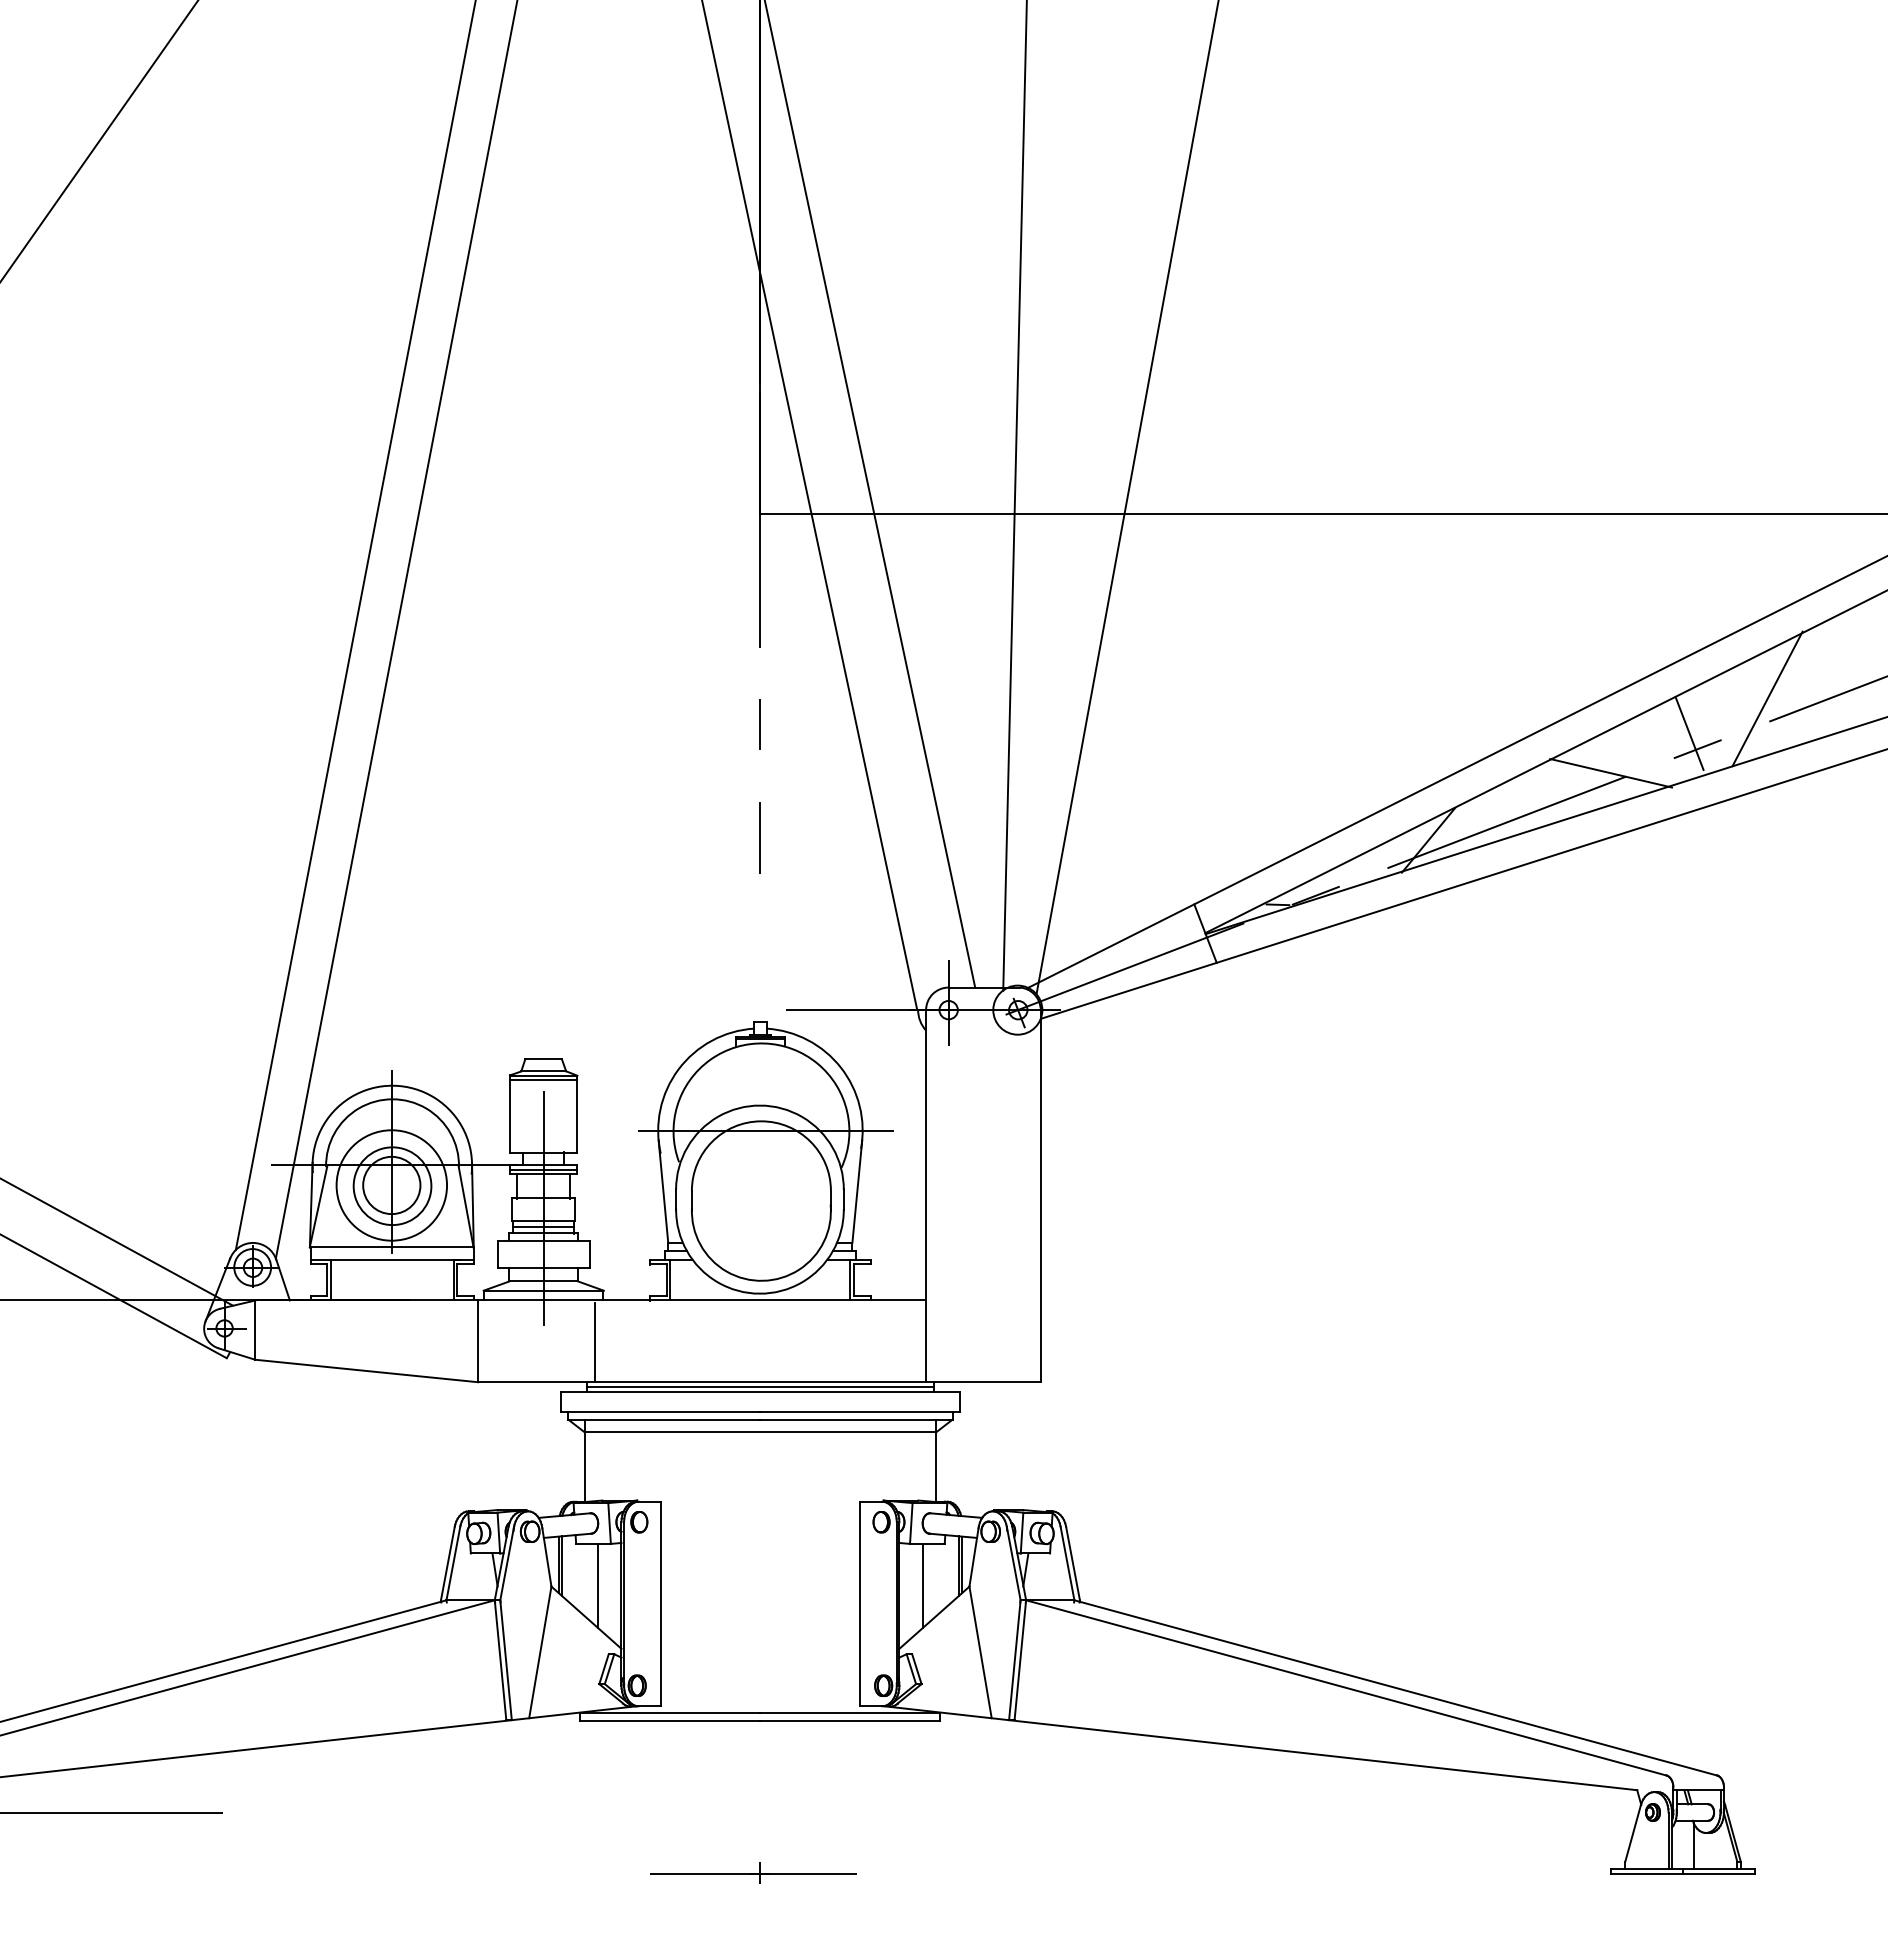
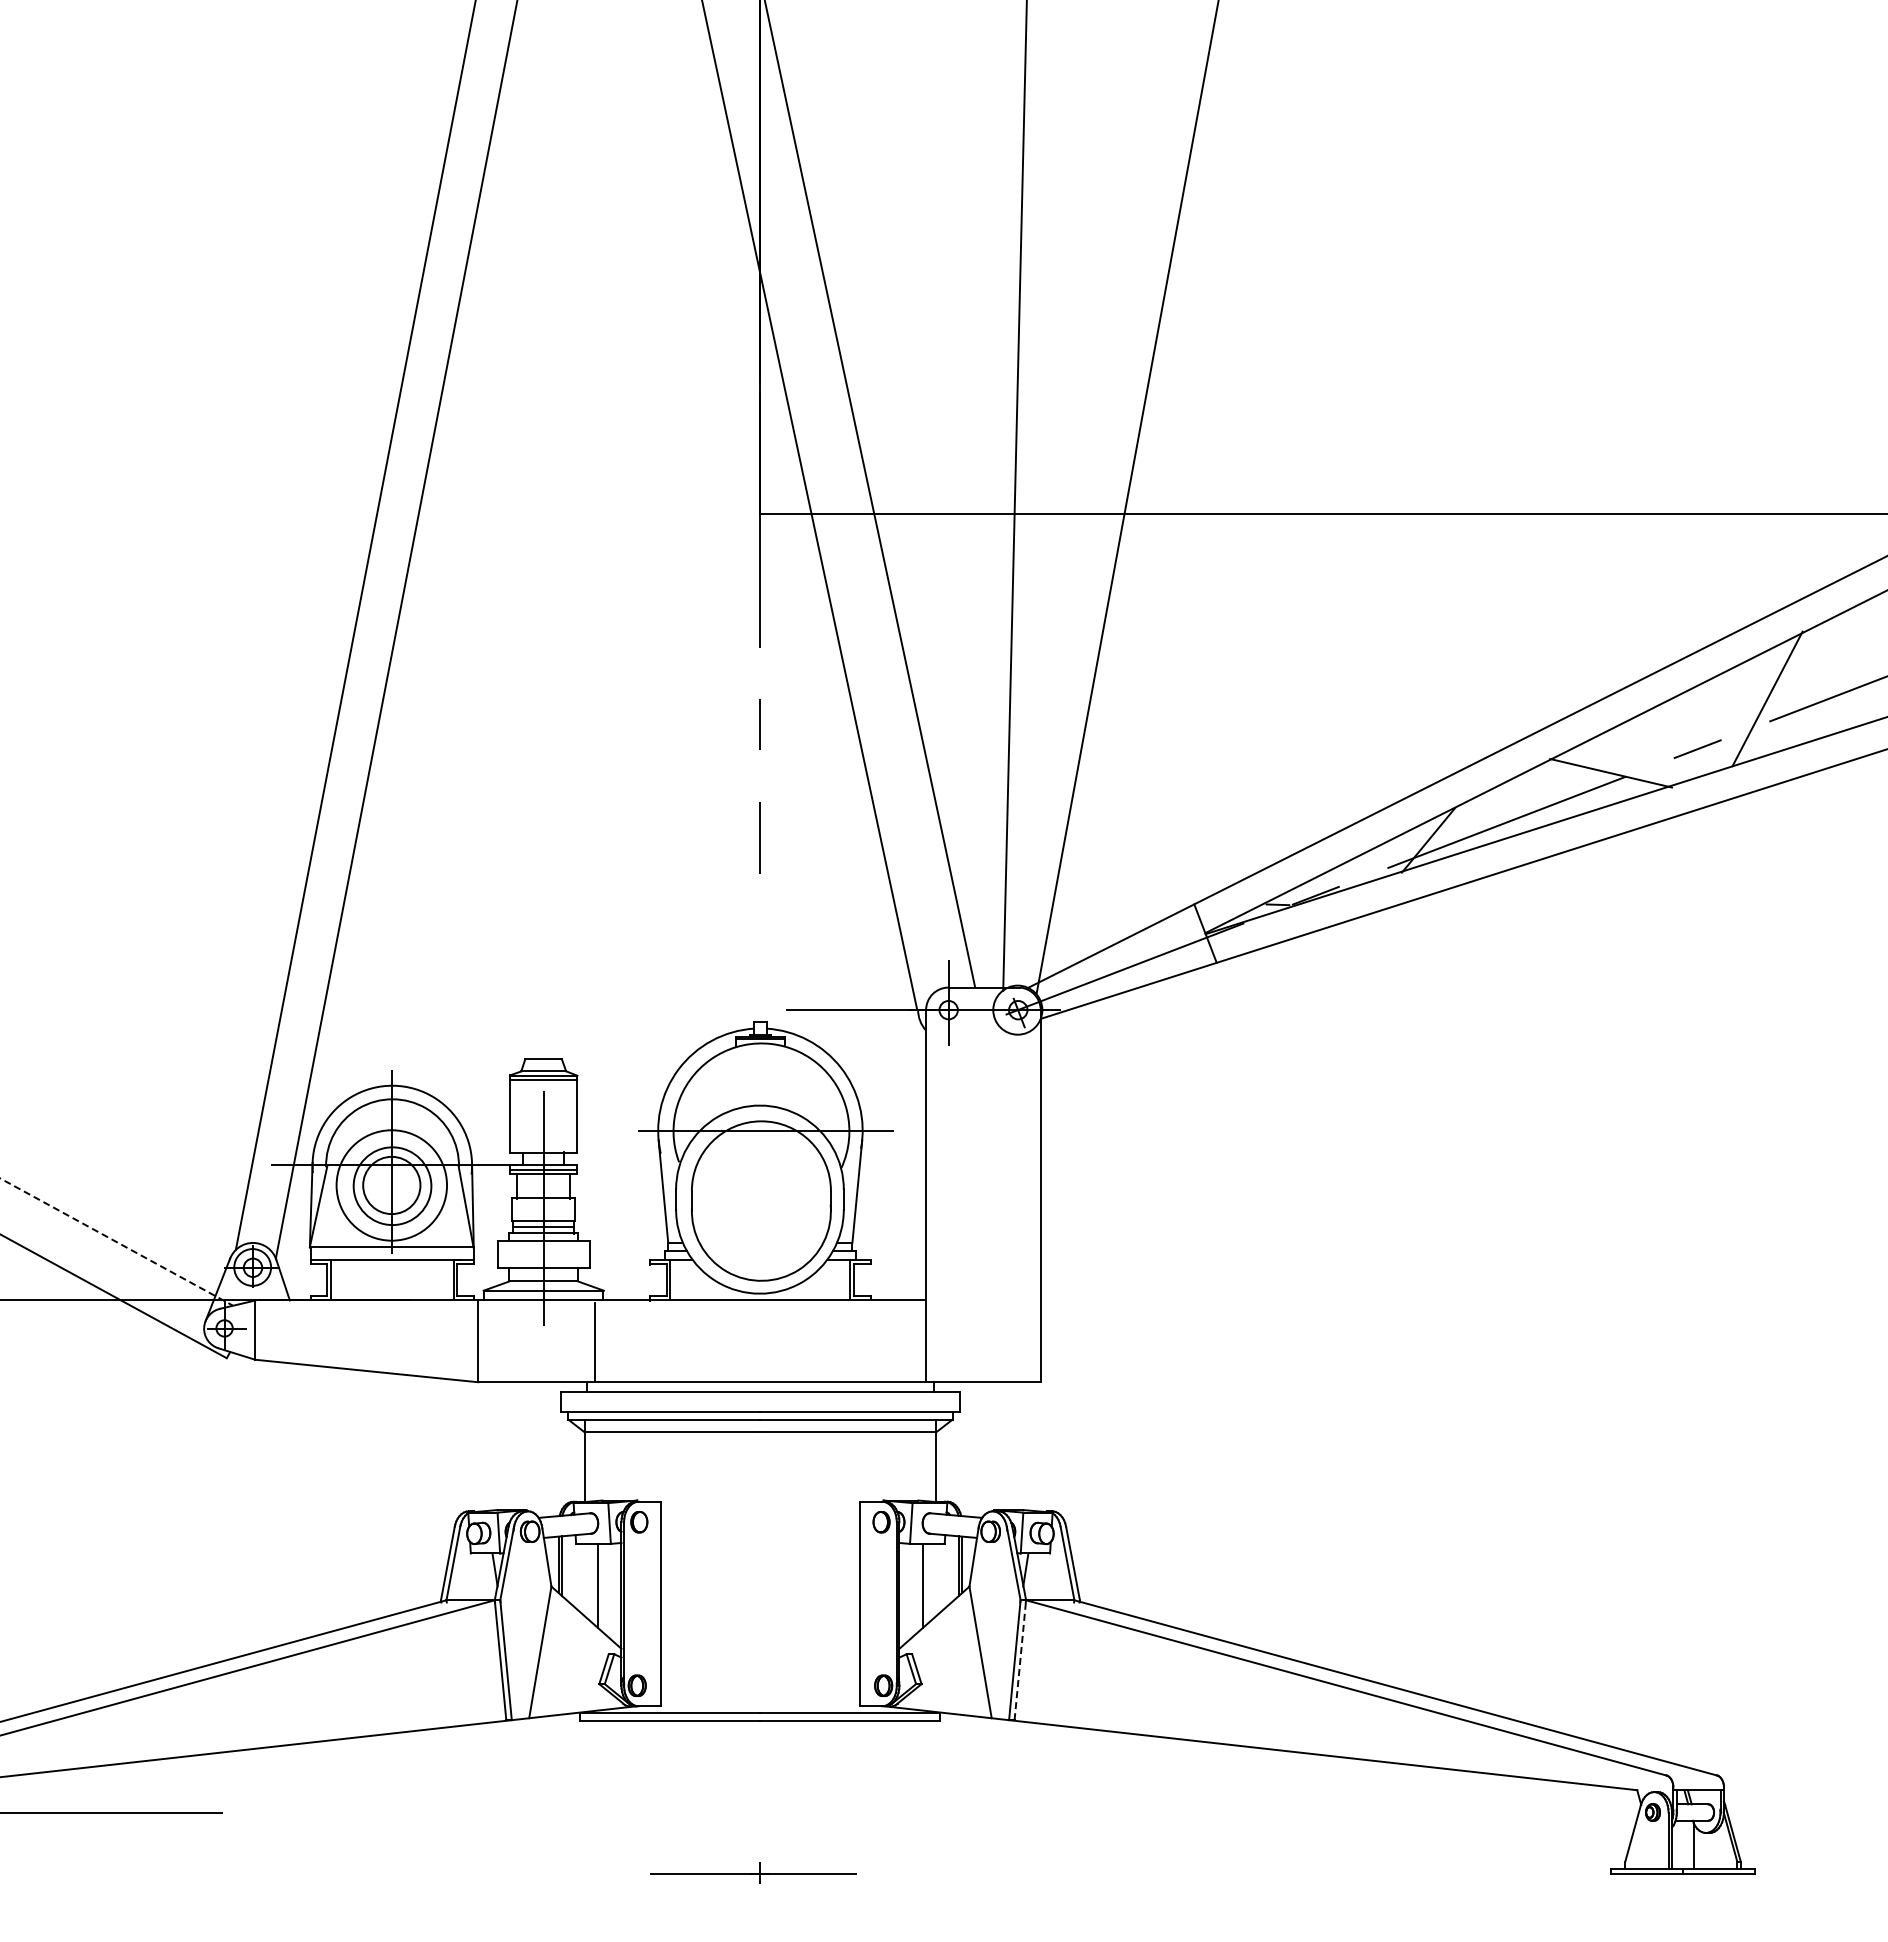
line: present -> none (99, 140)
line: present -> none (1689, 733)
line: solid -> dashed (117, 1242)
line: present -> none (760, 1387)
line: solid -> dashed (1020, 1659)
